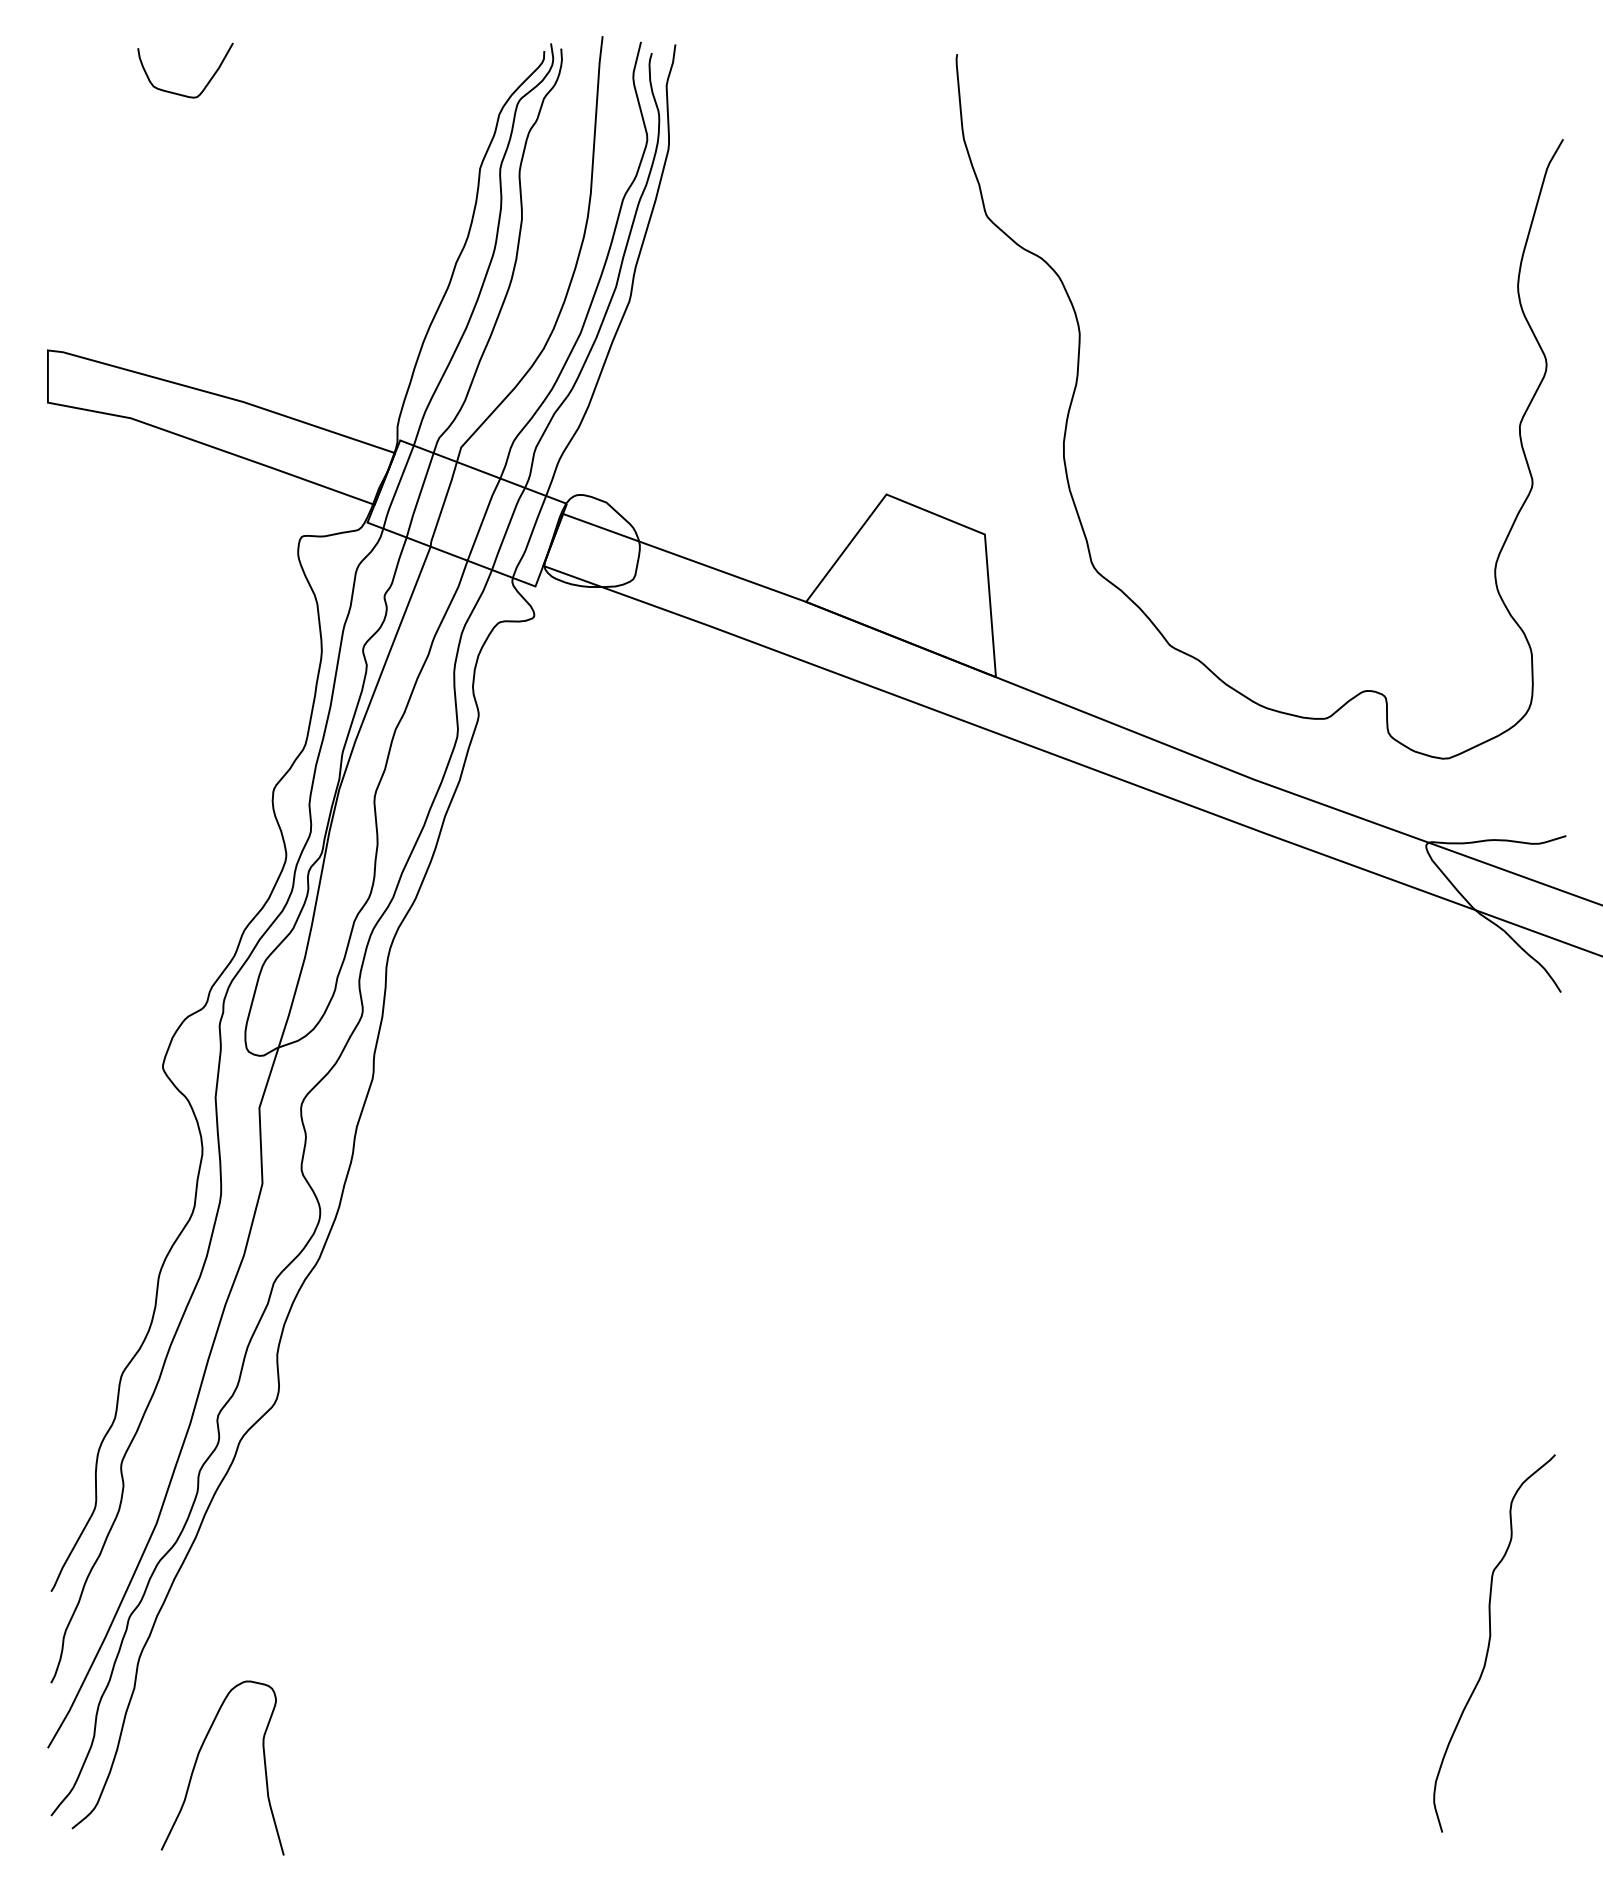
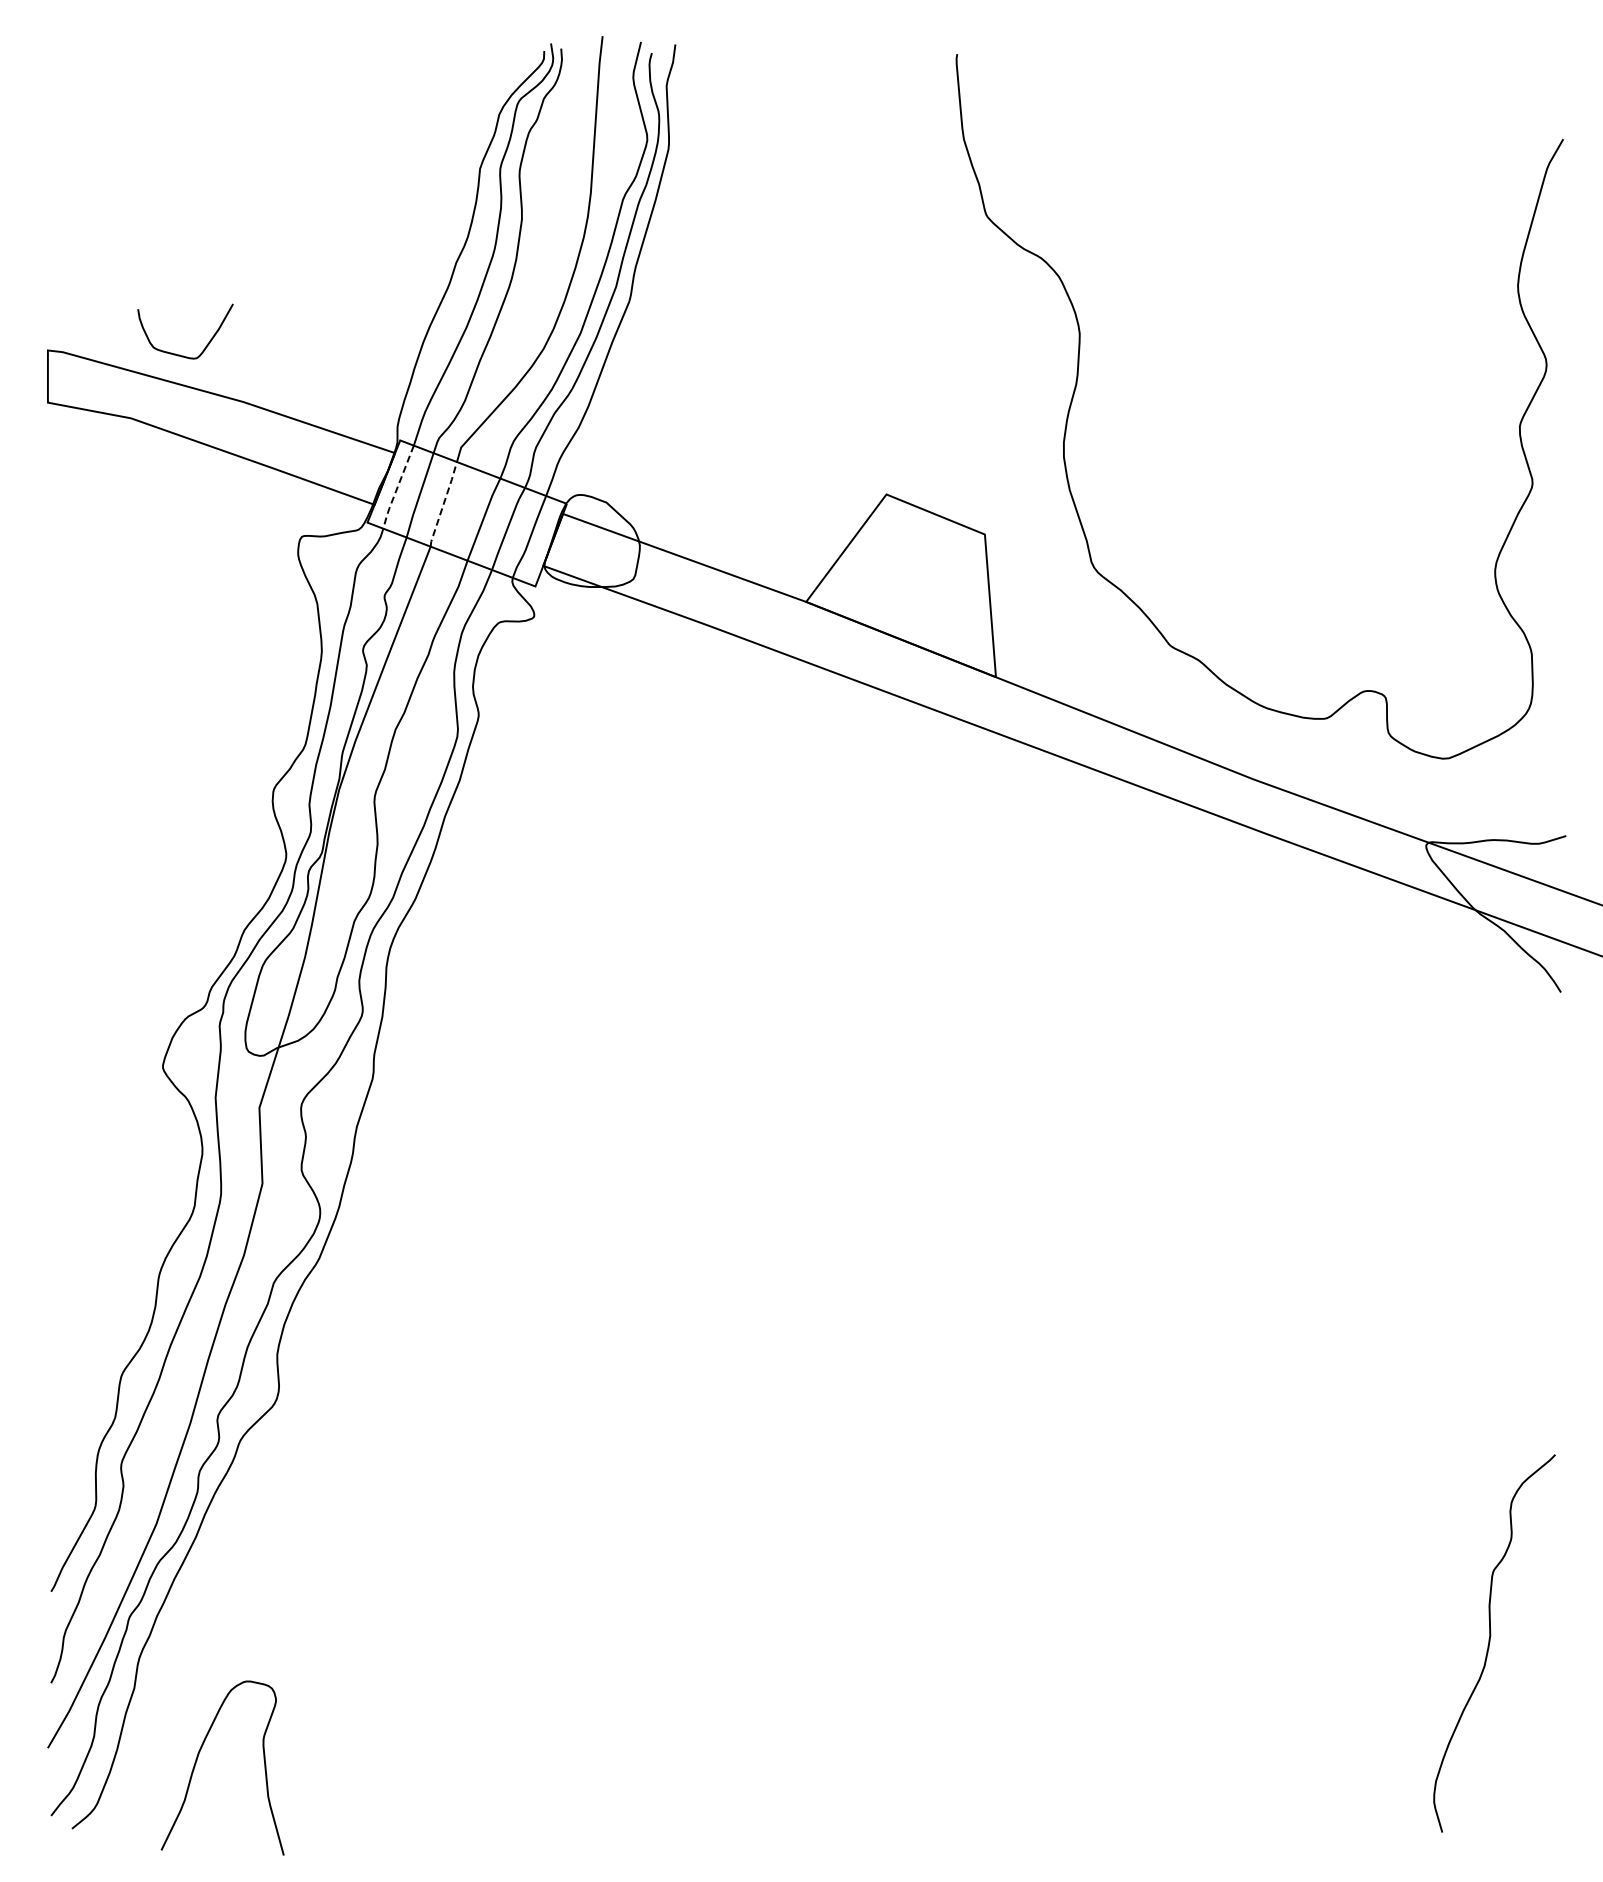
curve position: (179, 93) -> (179, 354) (179, 354)
line: solid -> dashed (397, 488)
line: solid -> dashed (443, 504)
